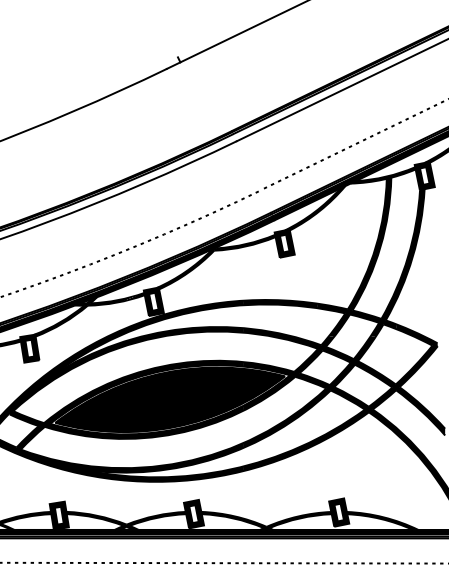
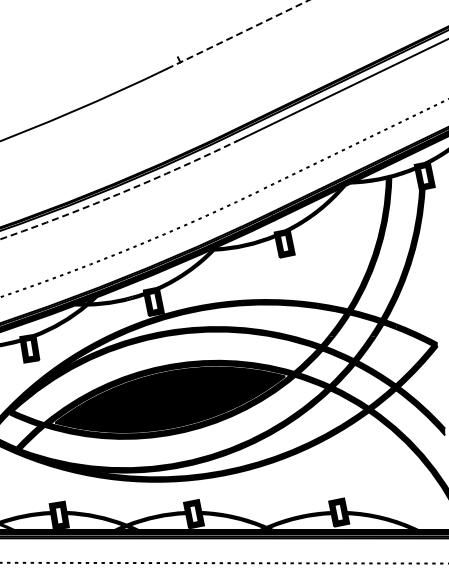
line: solid -> dashed (238, 34)
arc: solid -> dashed (119, 193)
